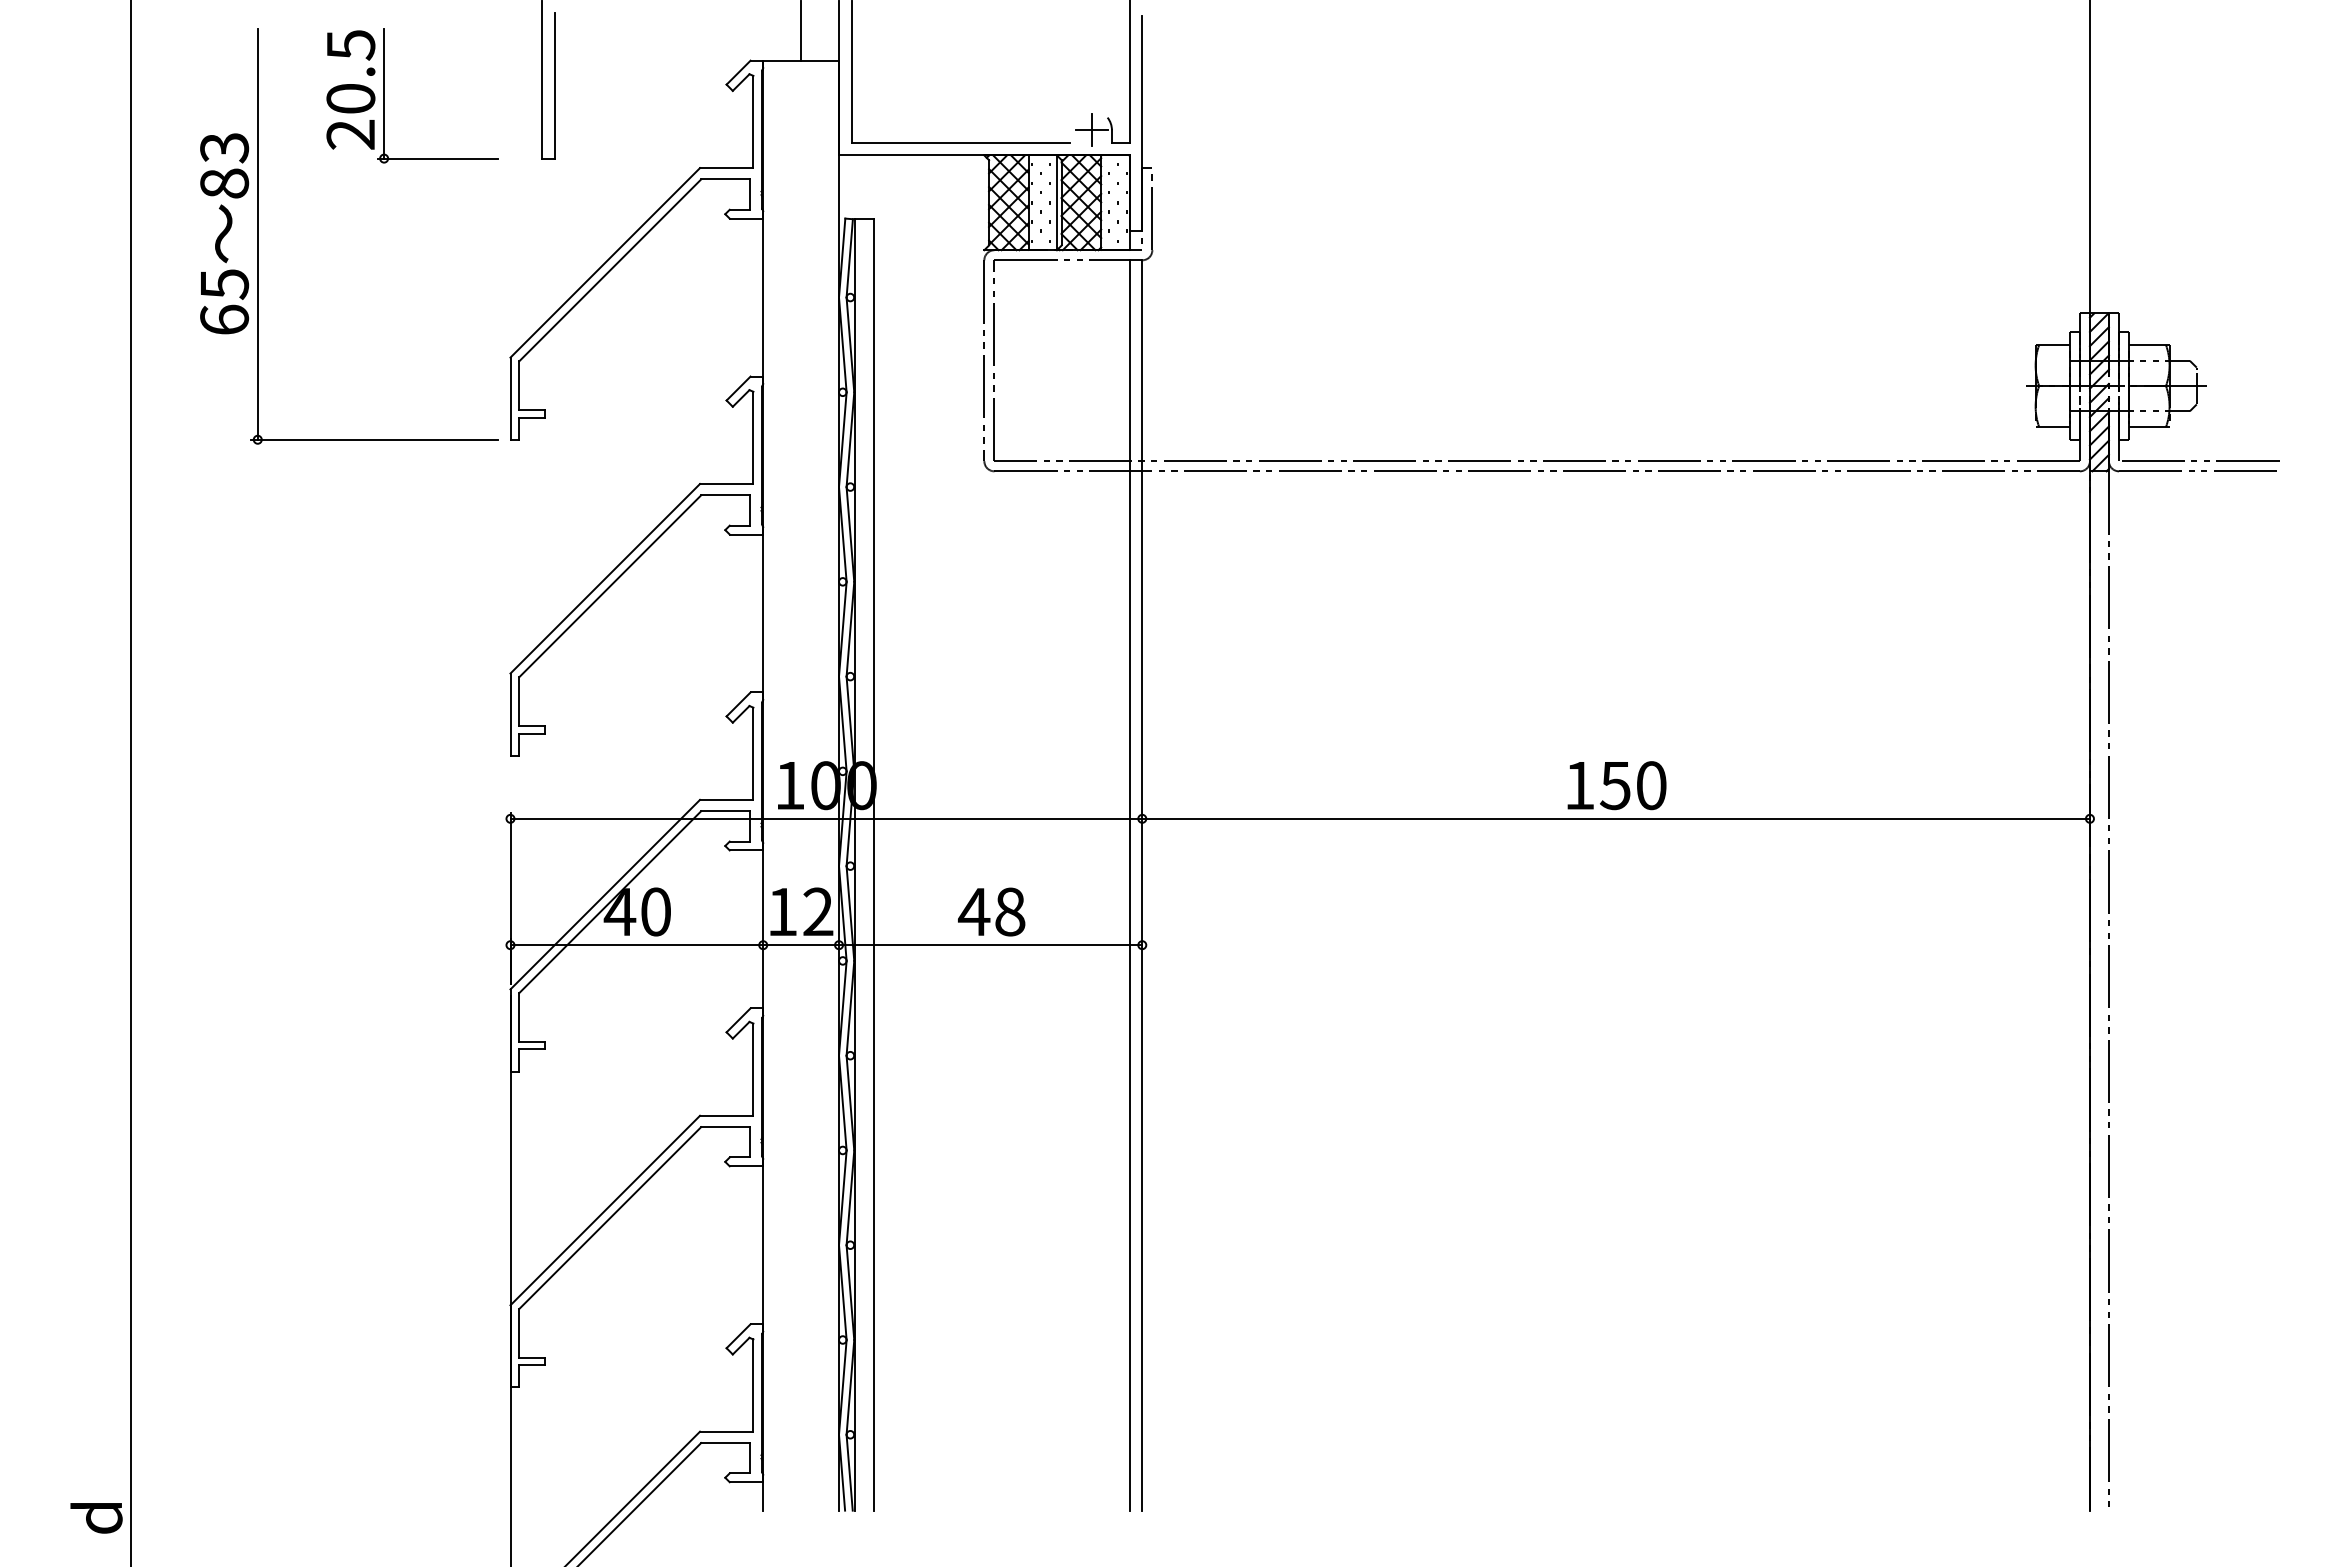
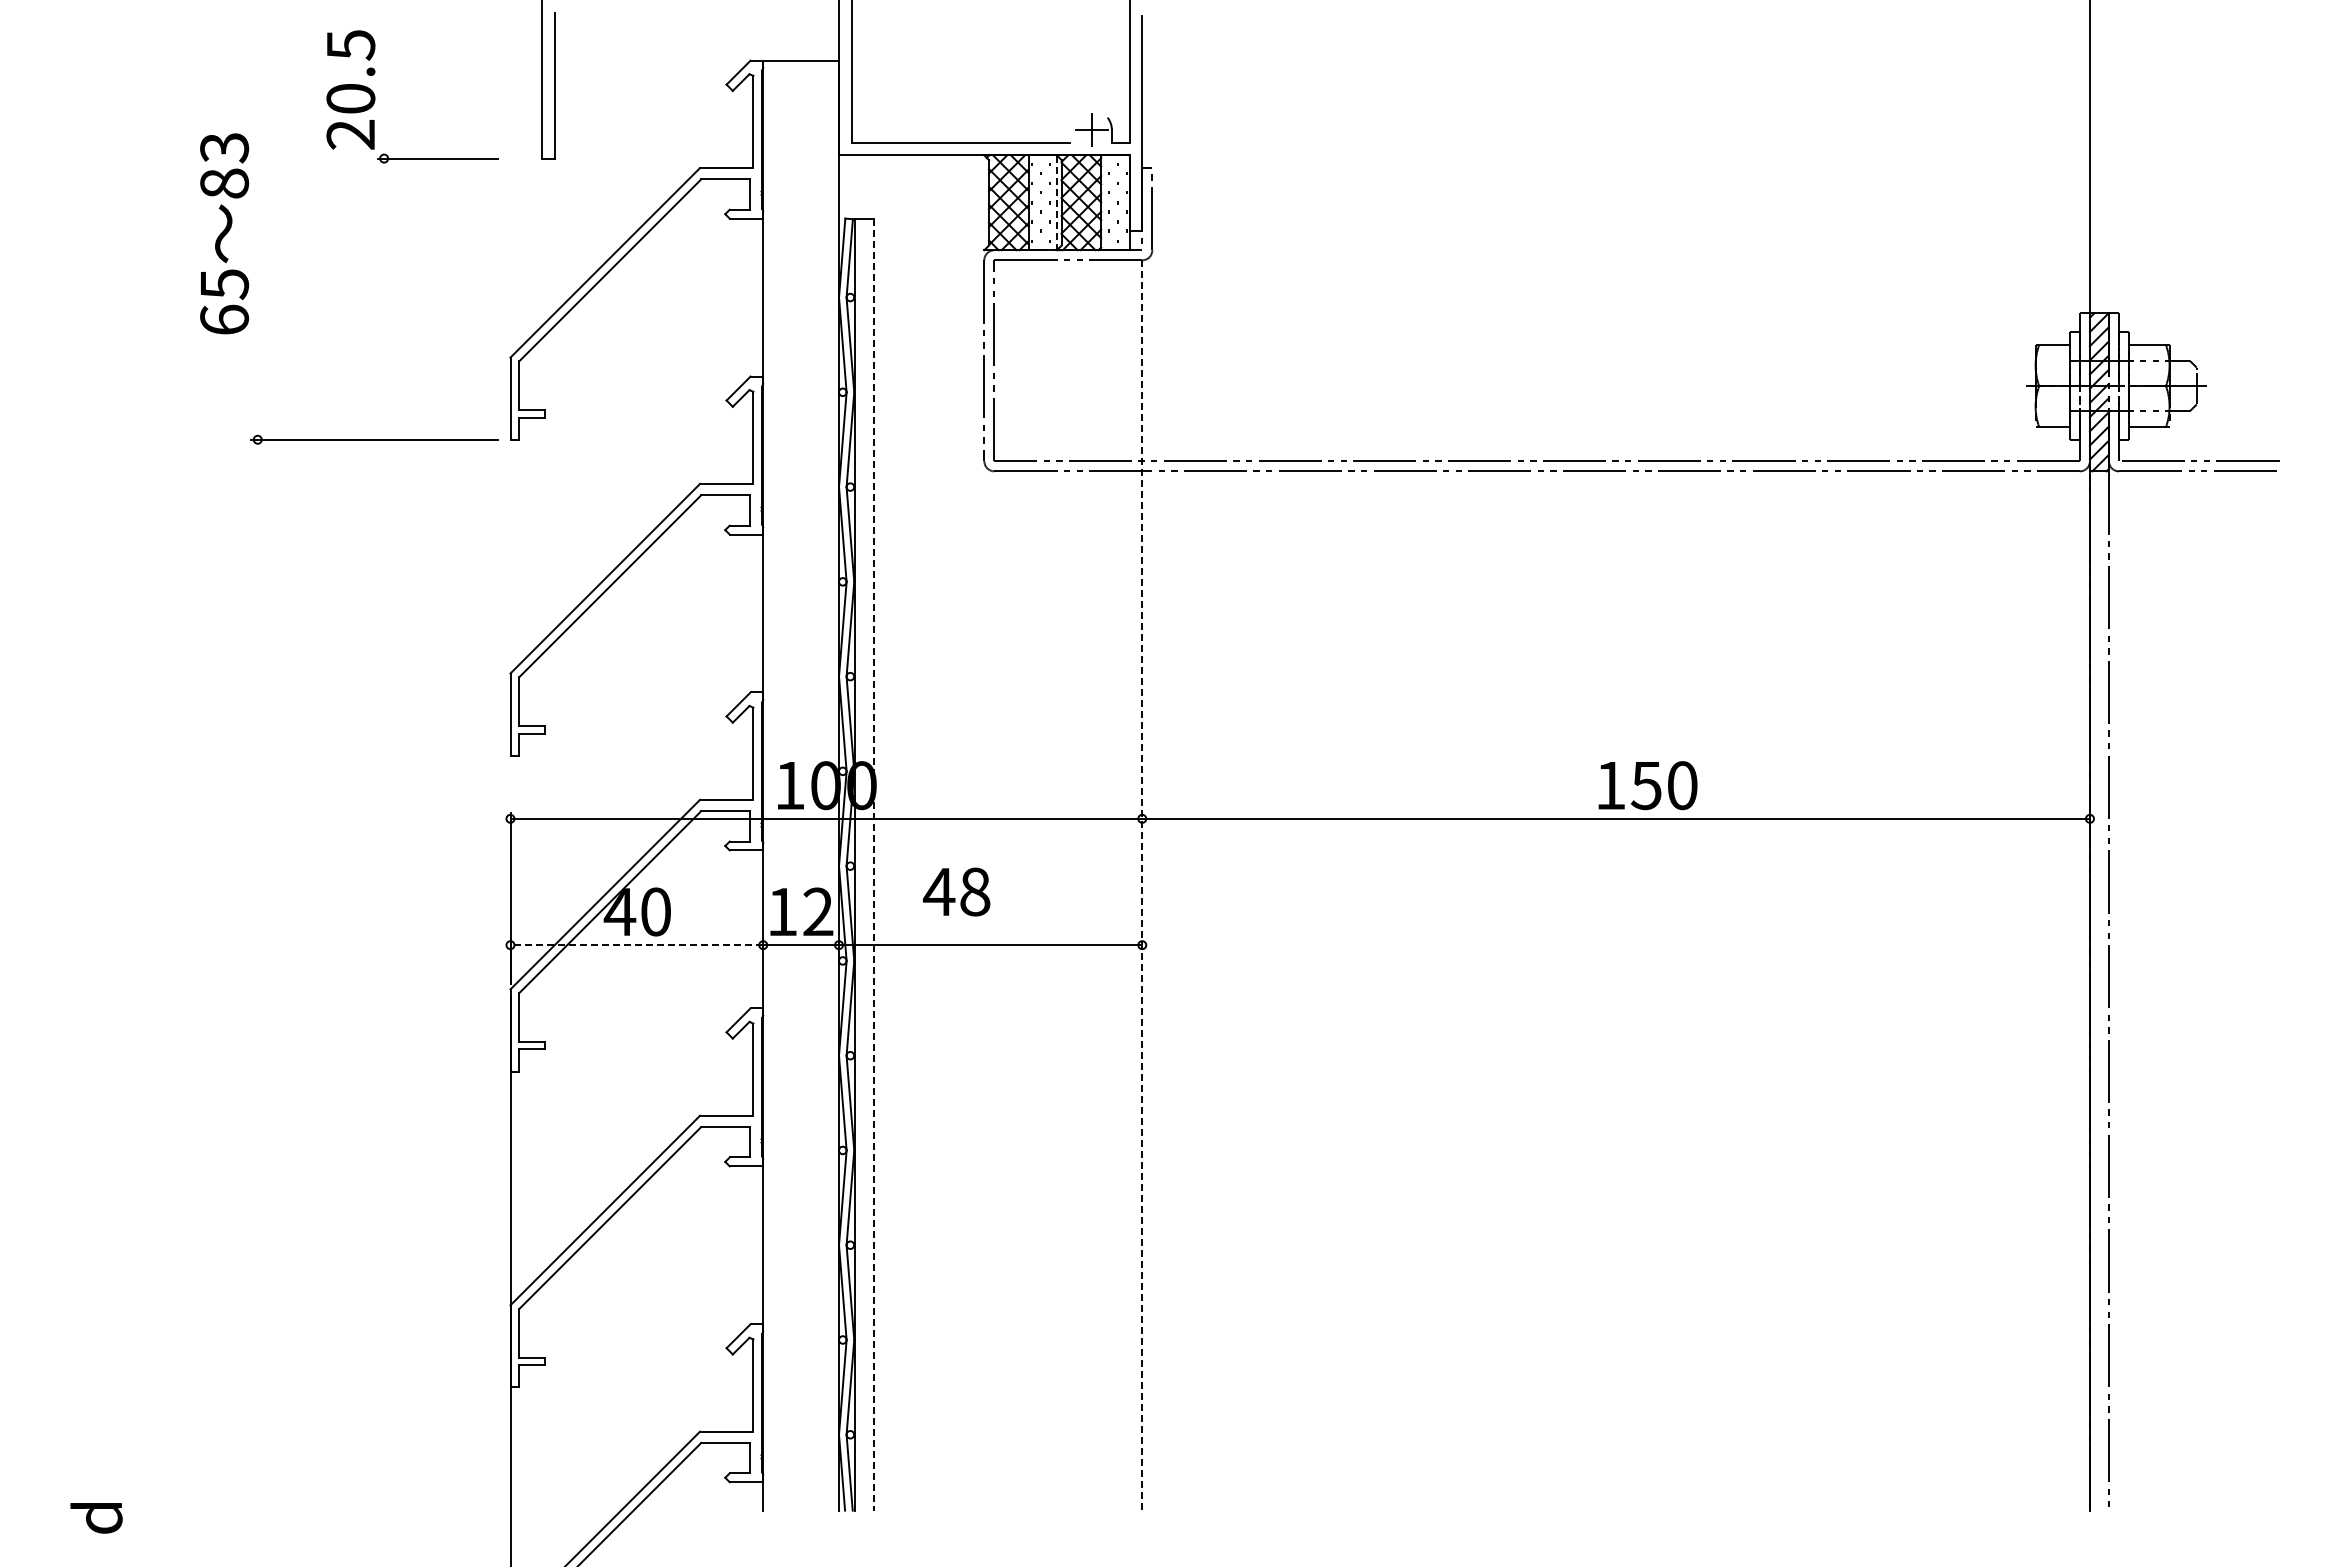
line: present -> none (801, 31)
line: present -> none (384, 93)
line: solid -> dashed (1056, 202)
line: present -> none (257, 234)
line: present -> none (131, 782)
text position: (1616, 785) -> (1647, 785) (1647, 785)
line: solid -> dashed (873, 865)
line: present -> none (1129, 885)
line: solid -> dashed (1142, 885)
text position: (991, 911) -> (956, 891) (956, 891)
line: solid -> dashed (636, 945)
